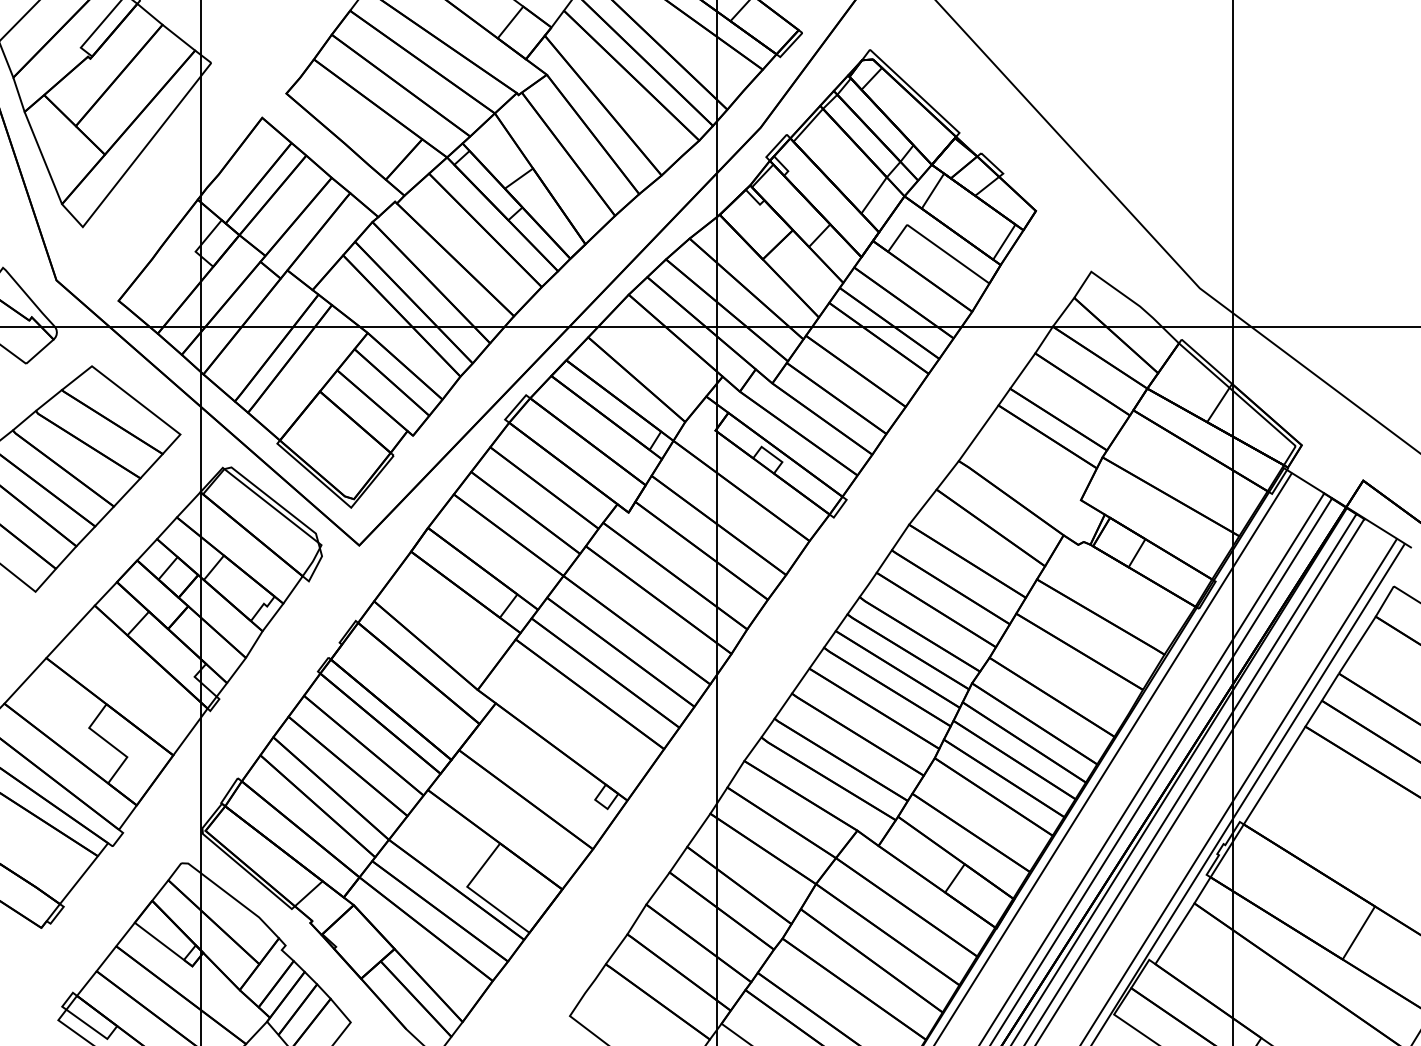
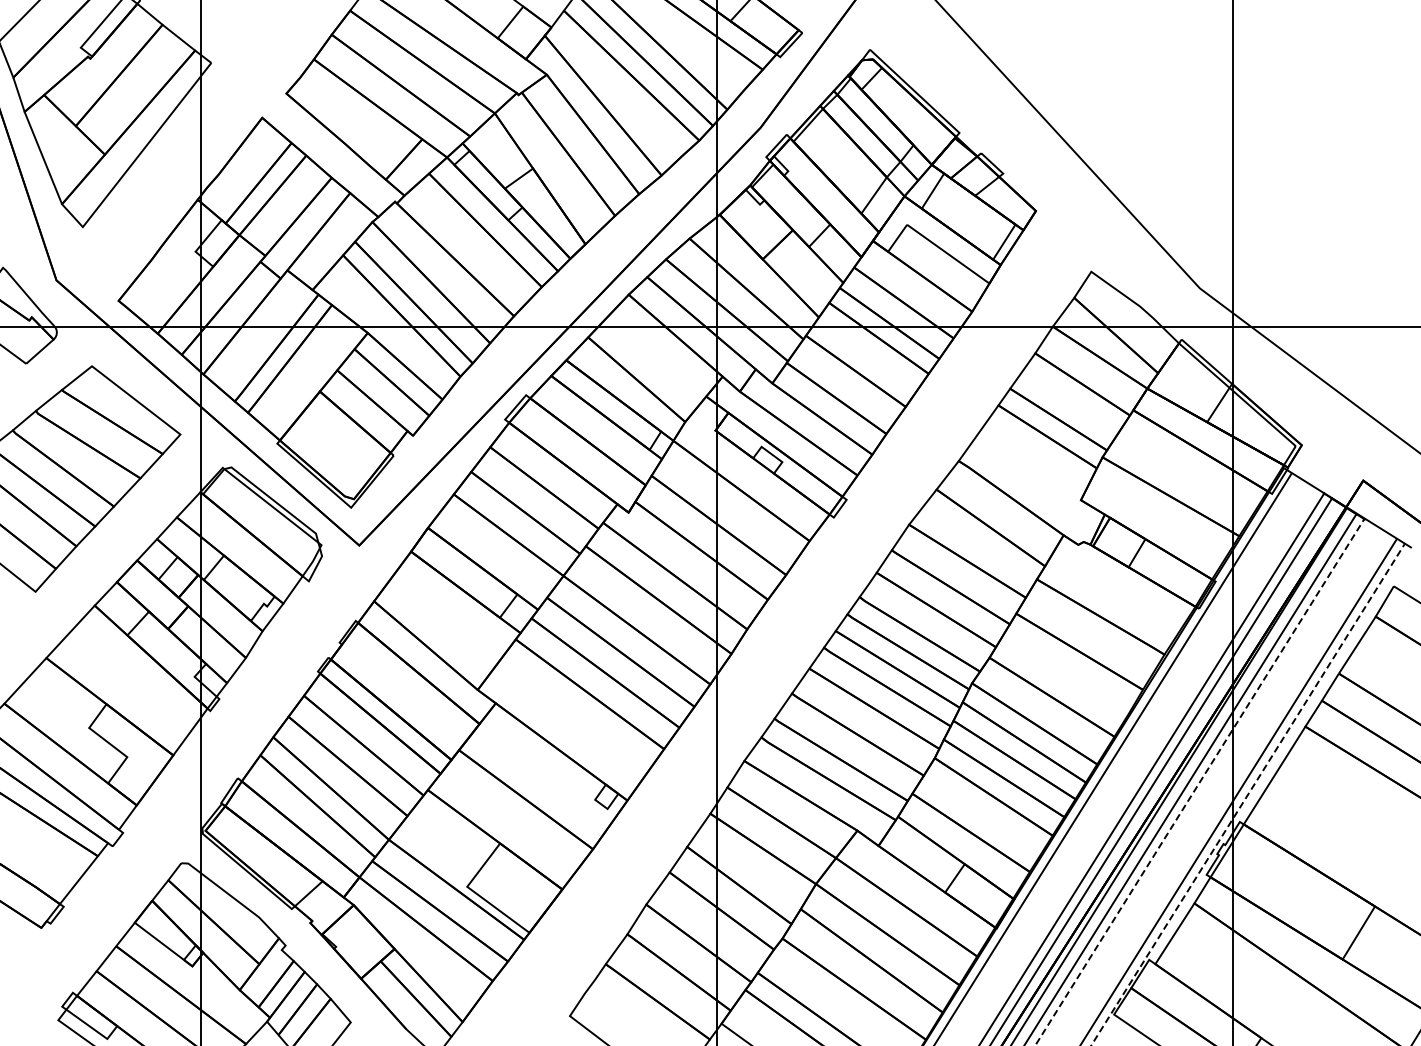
line: solid -> dashed (1200, 781)
line: solid -> dashed (1247, 794)
